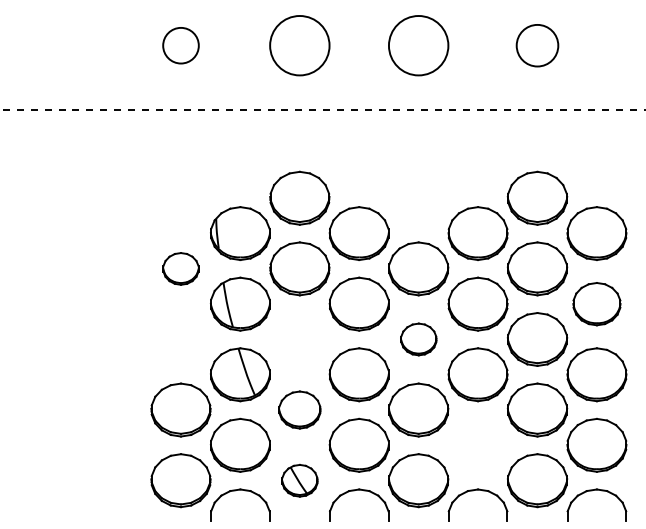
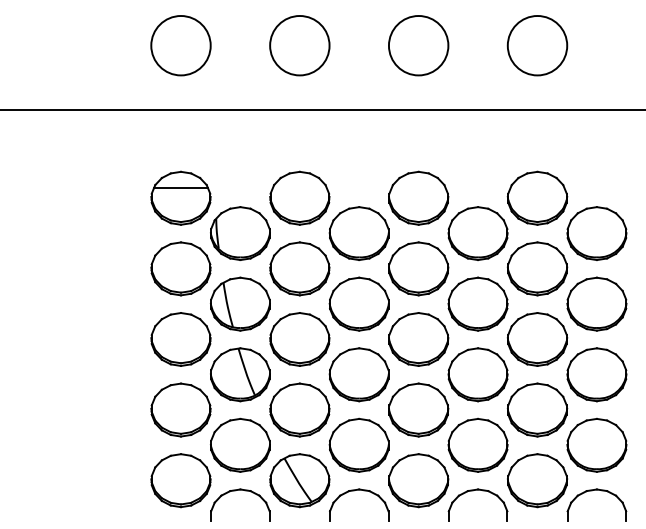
circle diameter: 36 px -> 59 px (180, 45)
circle diameter: 42 px -> 59 px (537, 45)
line: dashed -> solid (323, 110)
part: none -> present (180, 197)
part: none -> present (418, 197)
part size: 38x34 px -> 62x56 px (180, 268)
part size: 50x45 px -> 62x56 px (596, 303)
part: none -> present (180, 339)
part: none -> present (299, 339)
part size: 38x35 px -> 62x55 px (418, 339)
part size: 44x40 px -> 62x56 px (299, 409)
part: none -> present (477, 444)
part size: 38x34 px -> 62x56 px (299, 480)
